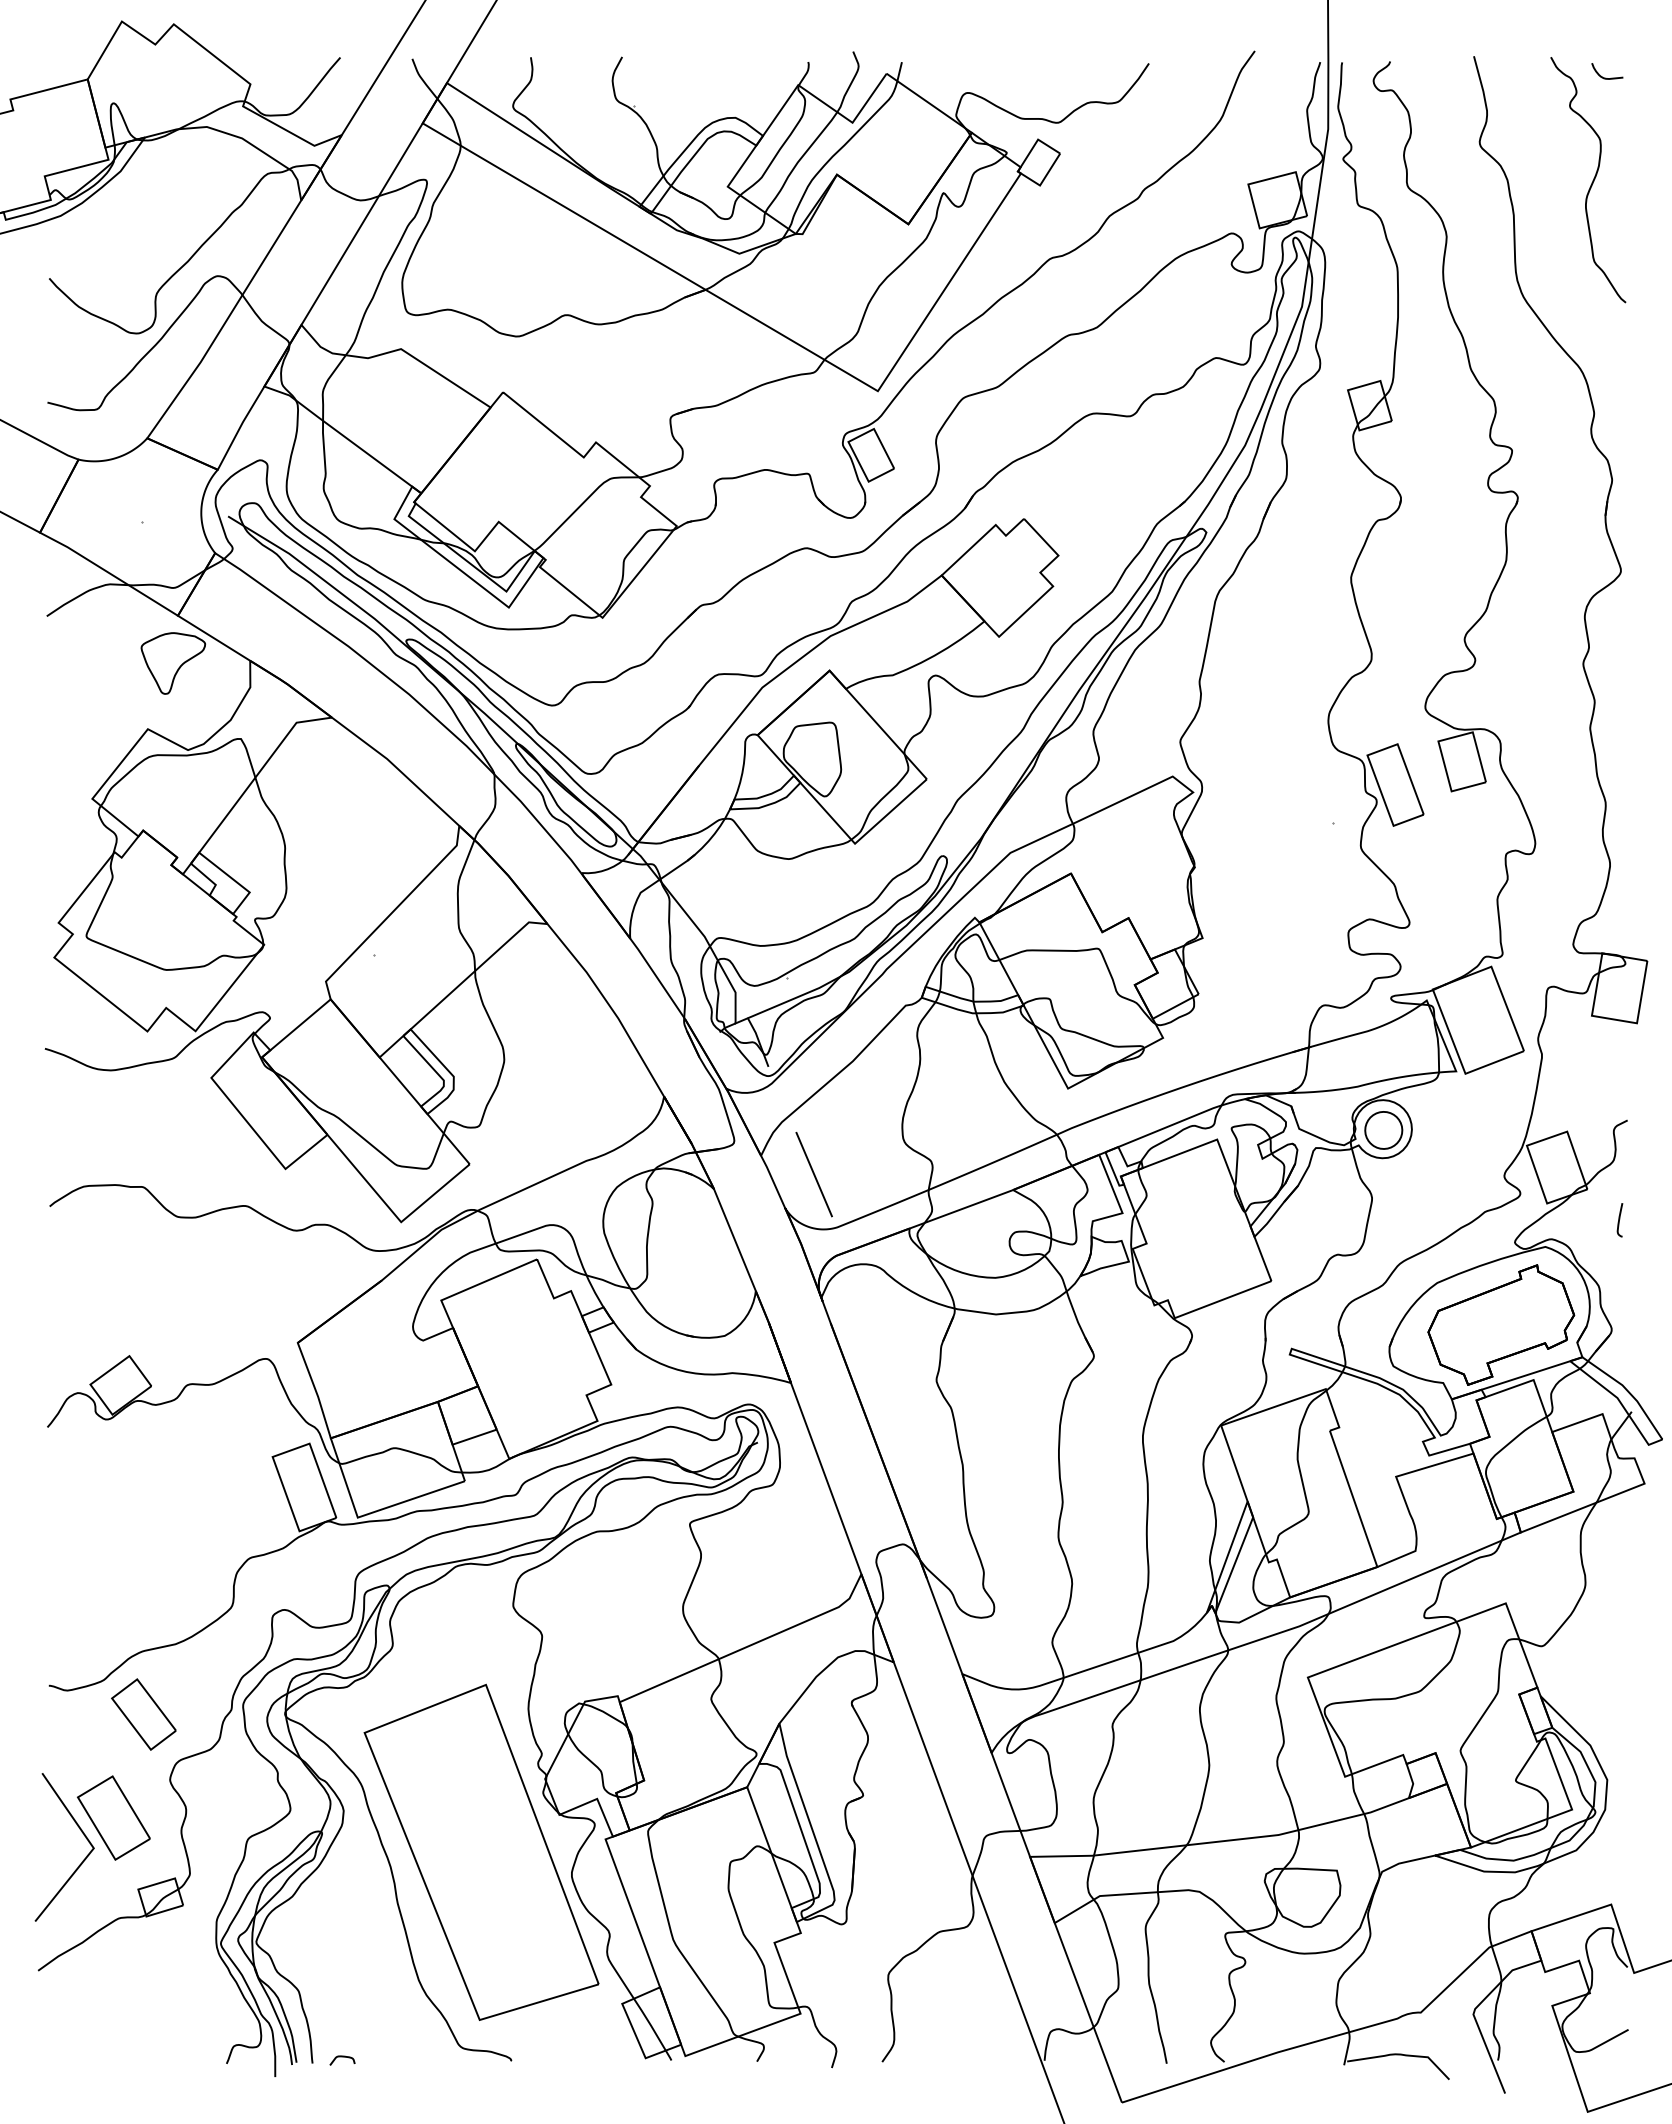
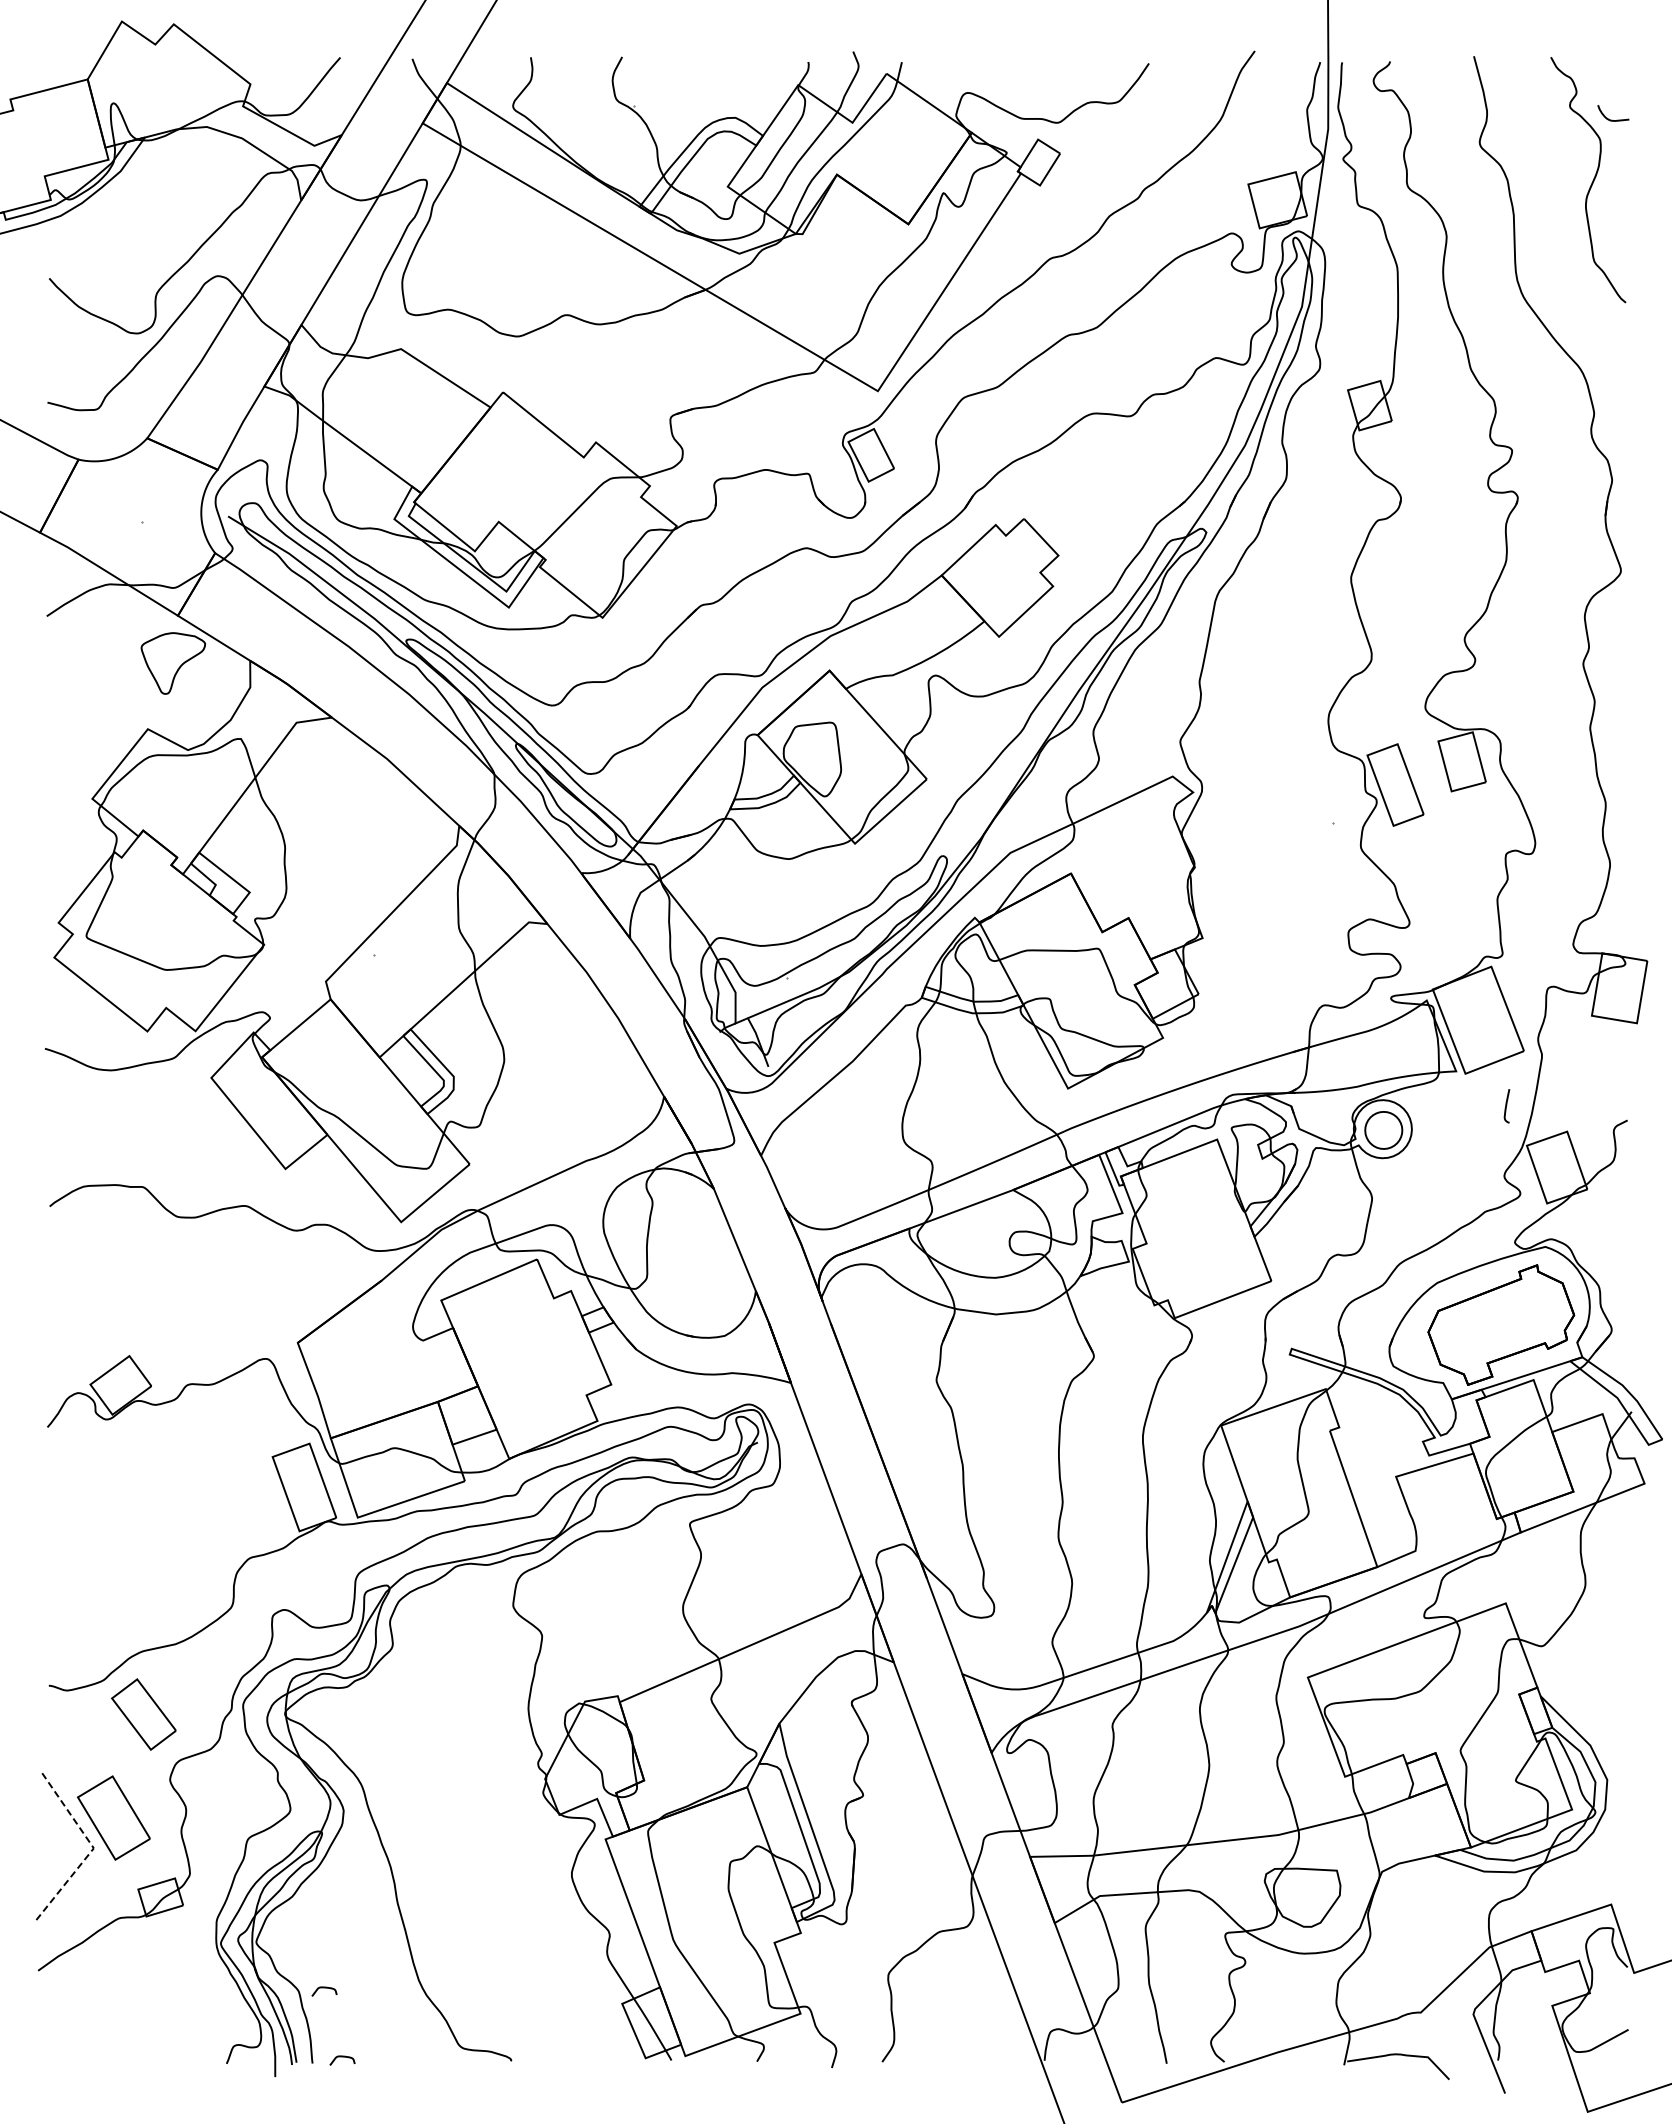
curve position: (1605, 77) -> (1611, 119) (1611, 119)
line: present -> none (813, 1174)
curve position: (1619, 1220) -> (1506, 1106) (1506, 1106)
line: solid -> dashed (93, 1849)
part: present -> none (481, 1851)
curve: none -> present (324, 1988)
